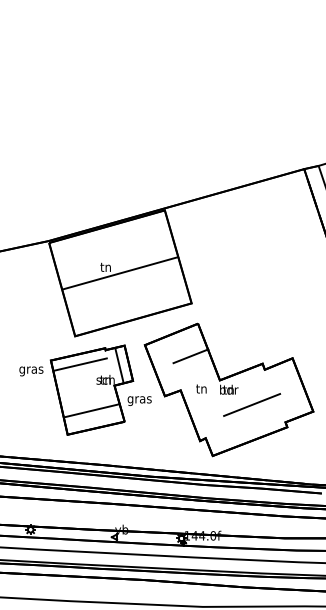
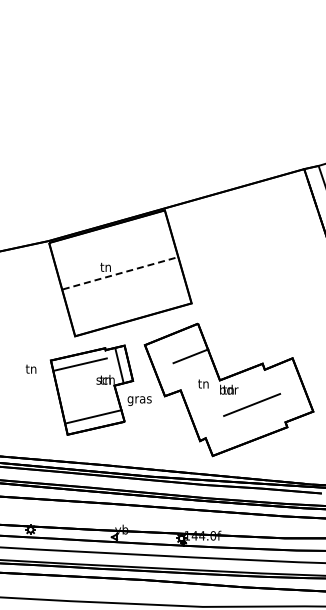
line: solid -> dashed (120, 273)
text: gras -> tn (31, 370)
text position: (201, 388) -> (203, 383) (203, 383)
line position: (91, 410) -> (93, 416) (93, 416)
